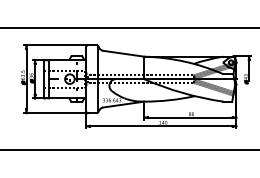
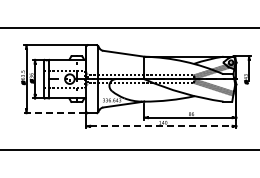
line: solid -> dashed (55, 113)
line: solid -> dashed (161, 126)
